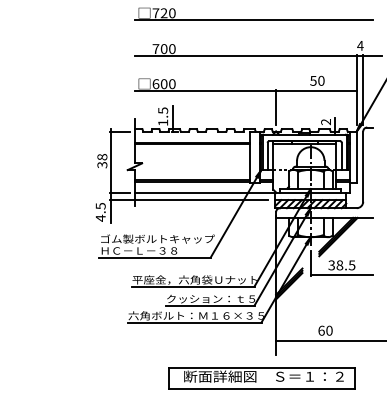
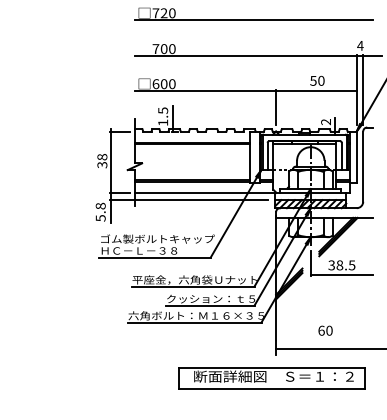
text: 4.5 -> 5.8 (100, 211)
line position: (329, 340) -> (329, 348) (329, 348)
part position: (261, 378) -> (271, 378) (271, 378)
